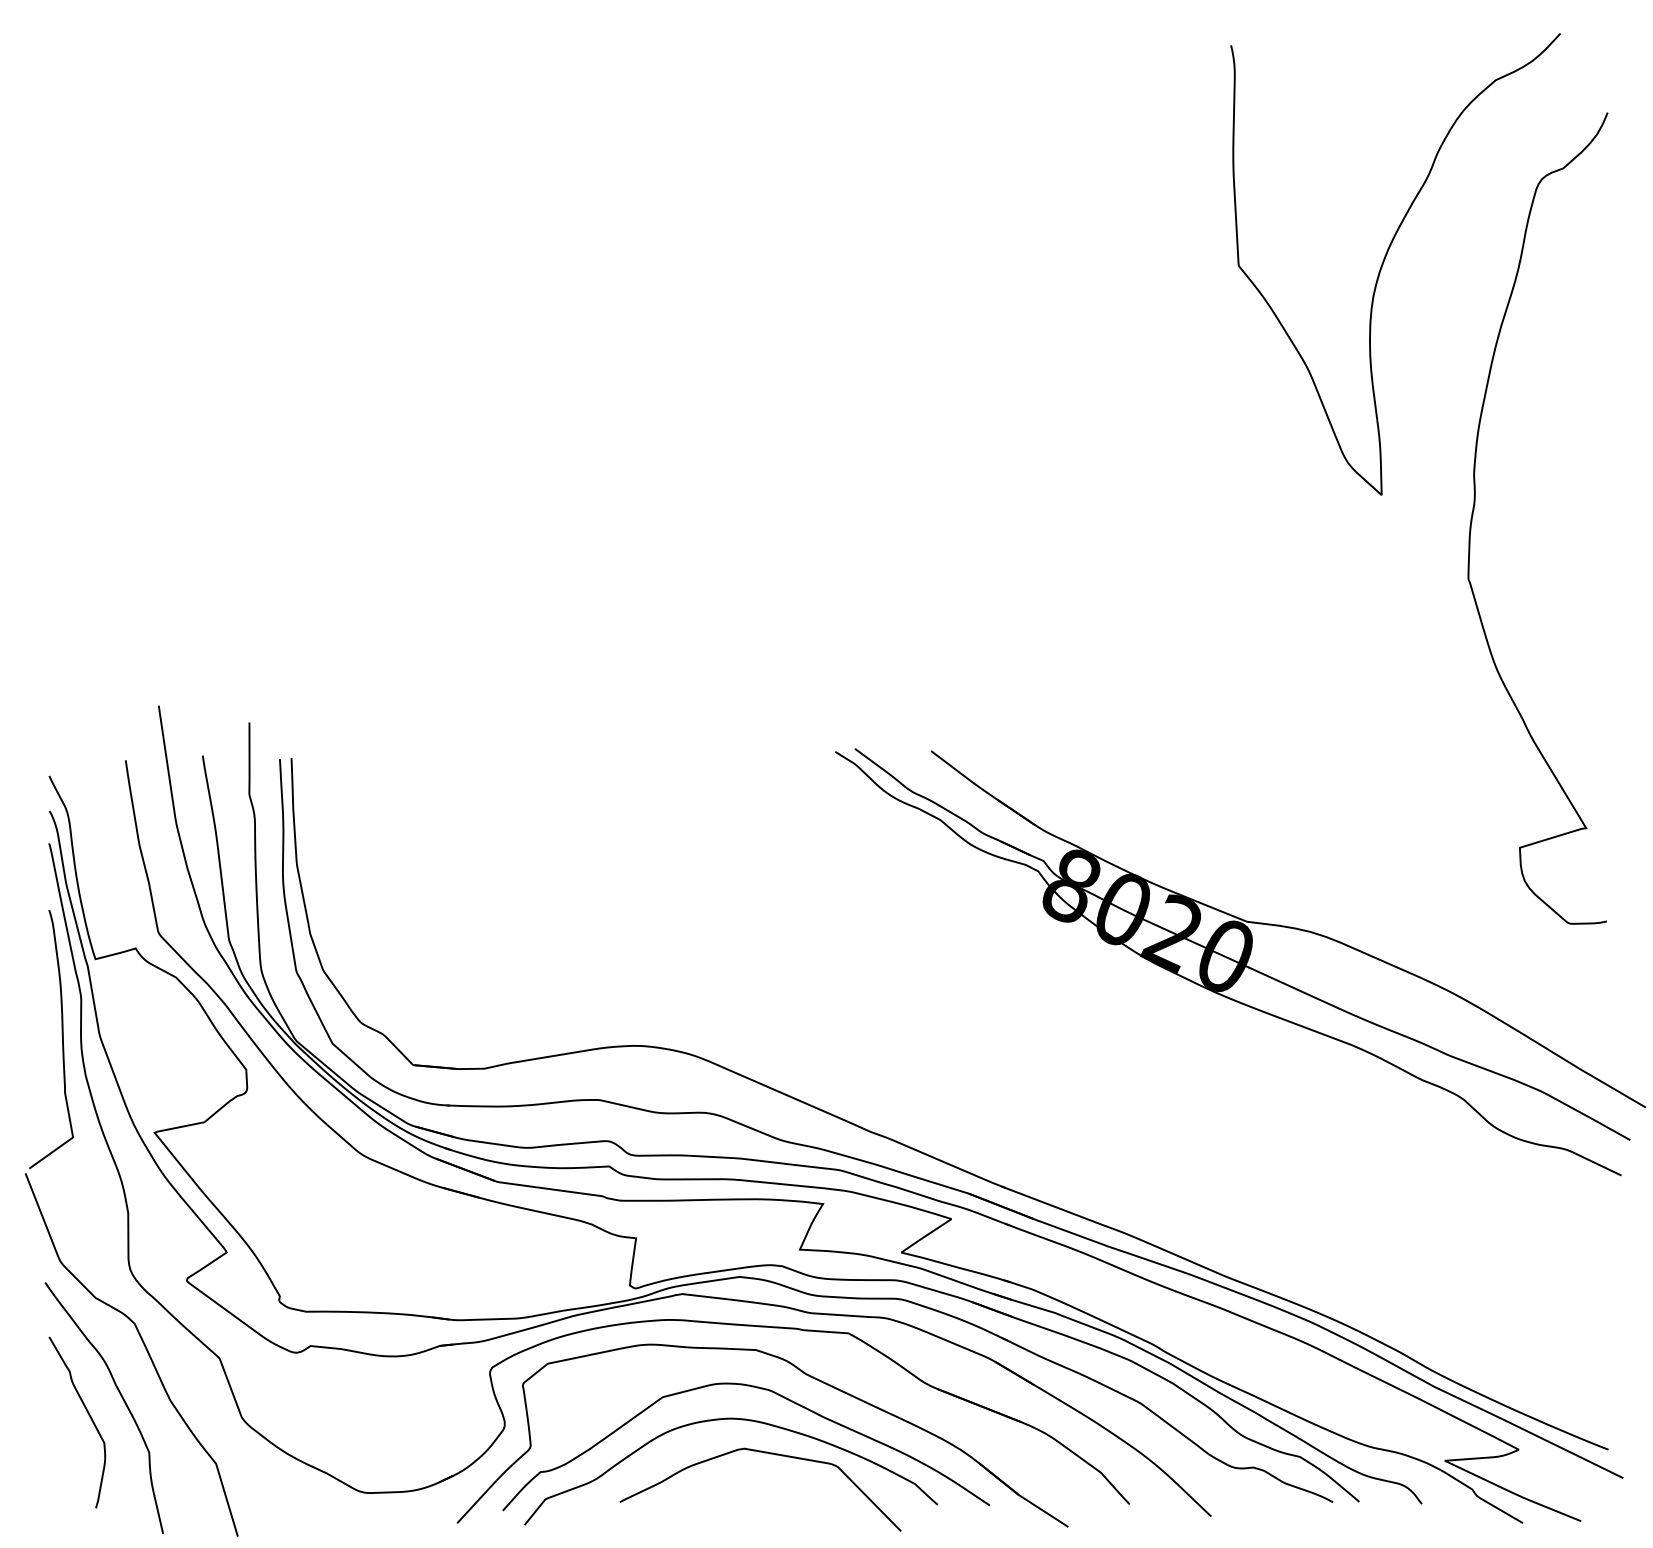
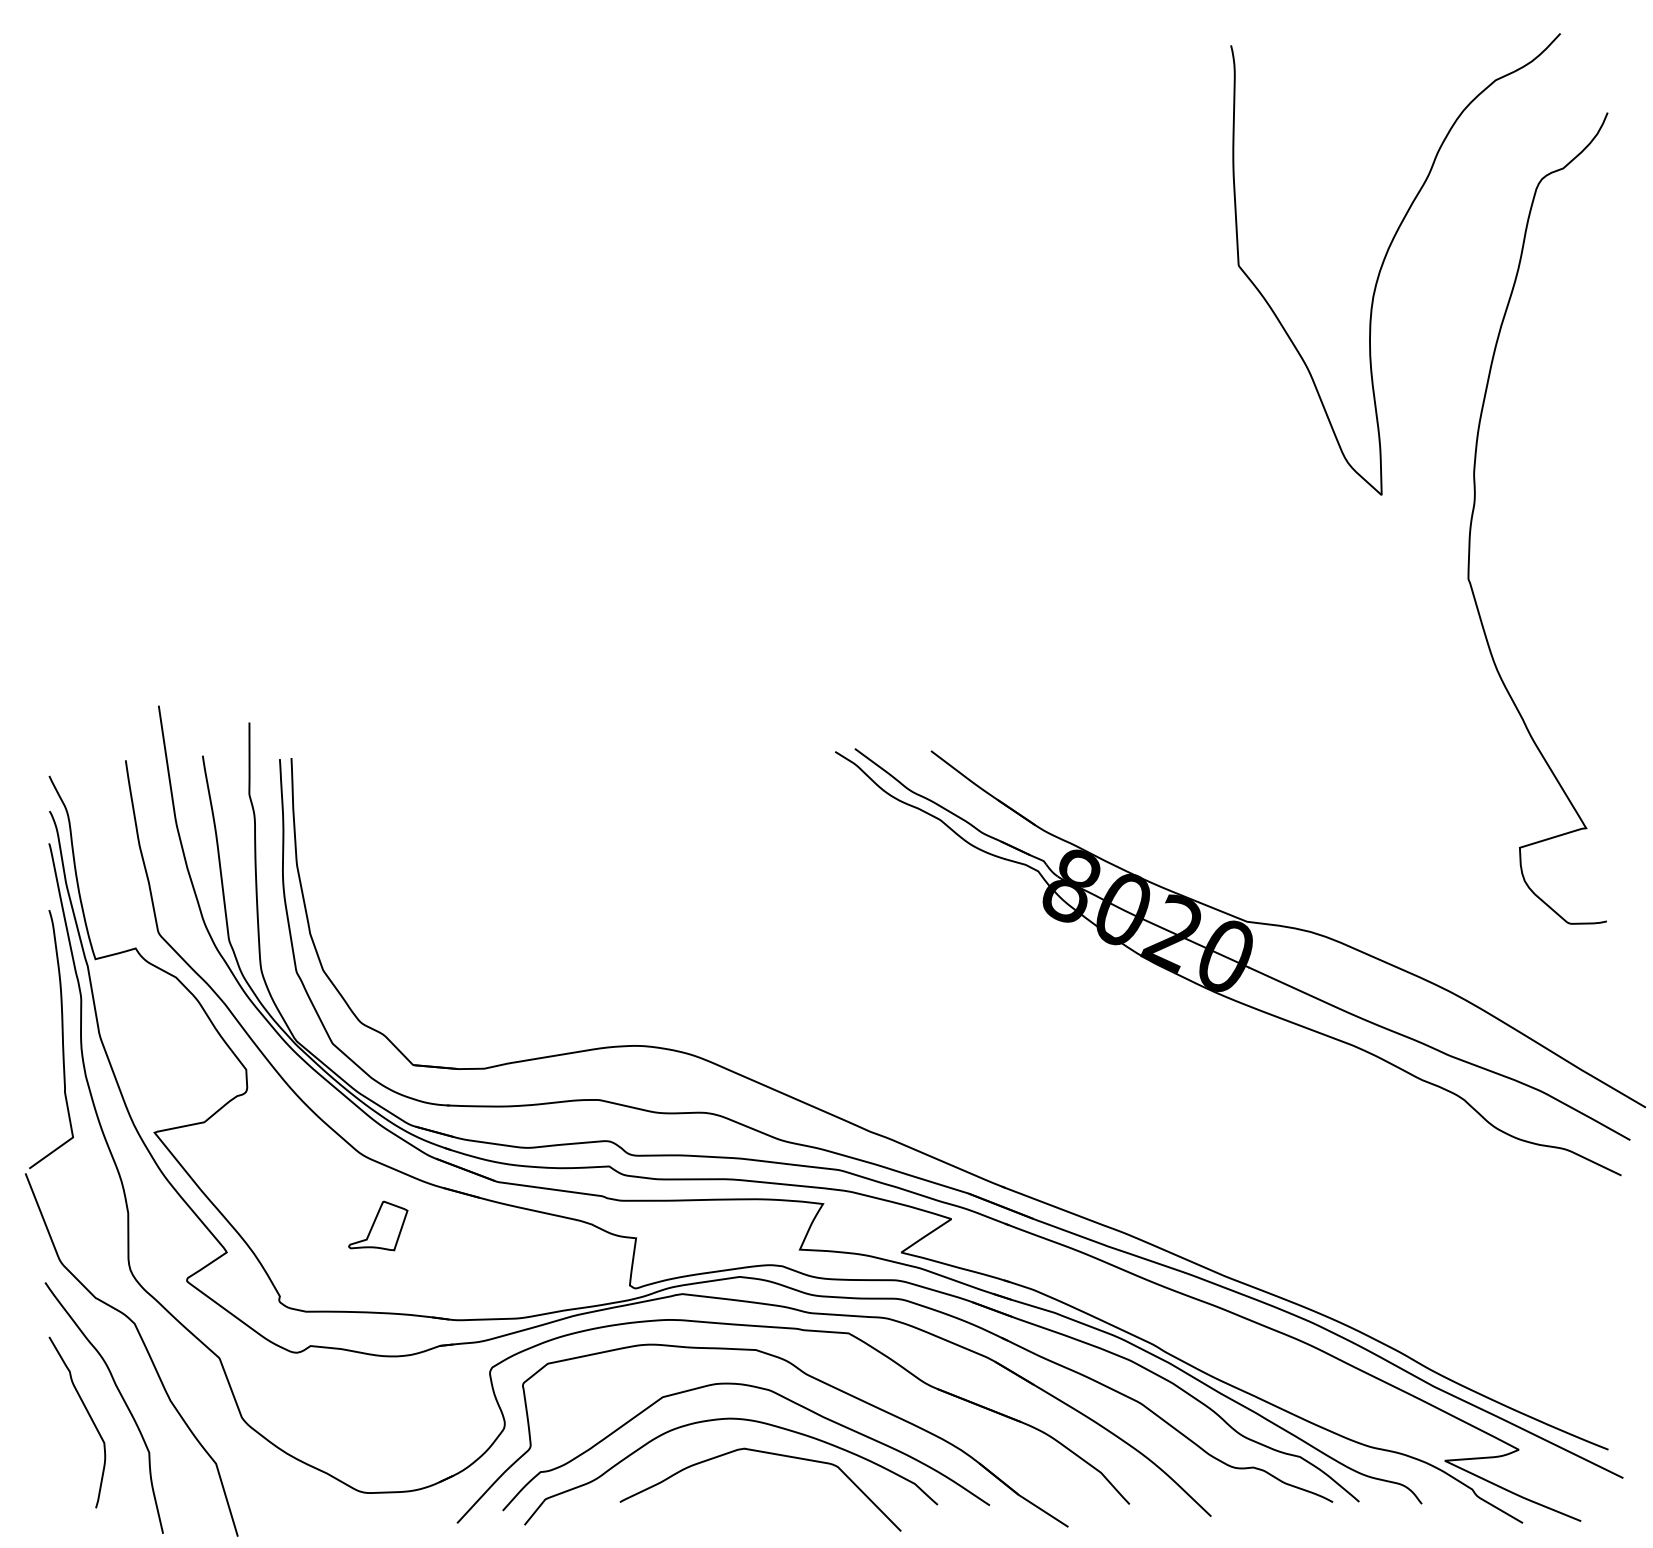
part: none -> present (378, 1225)
